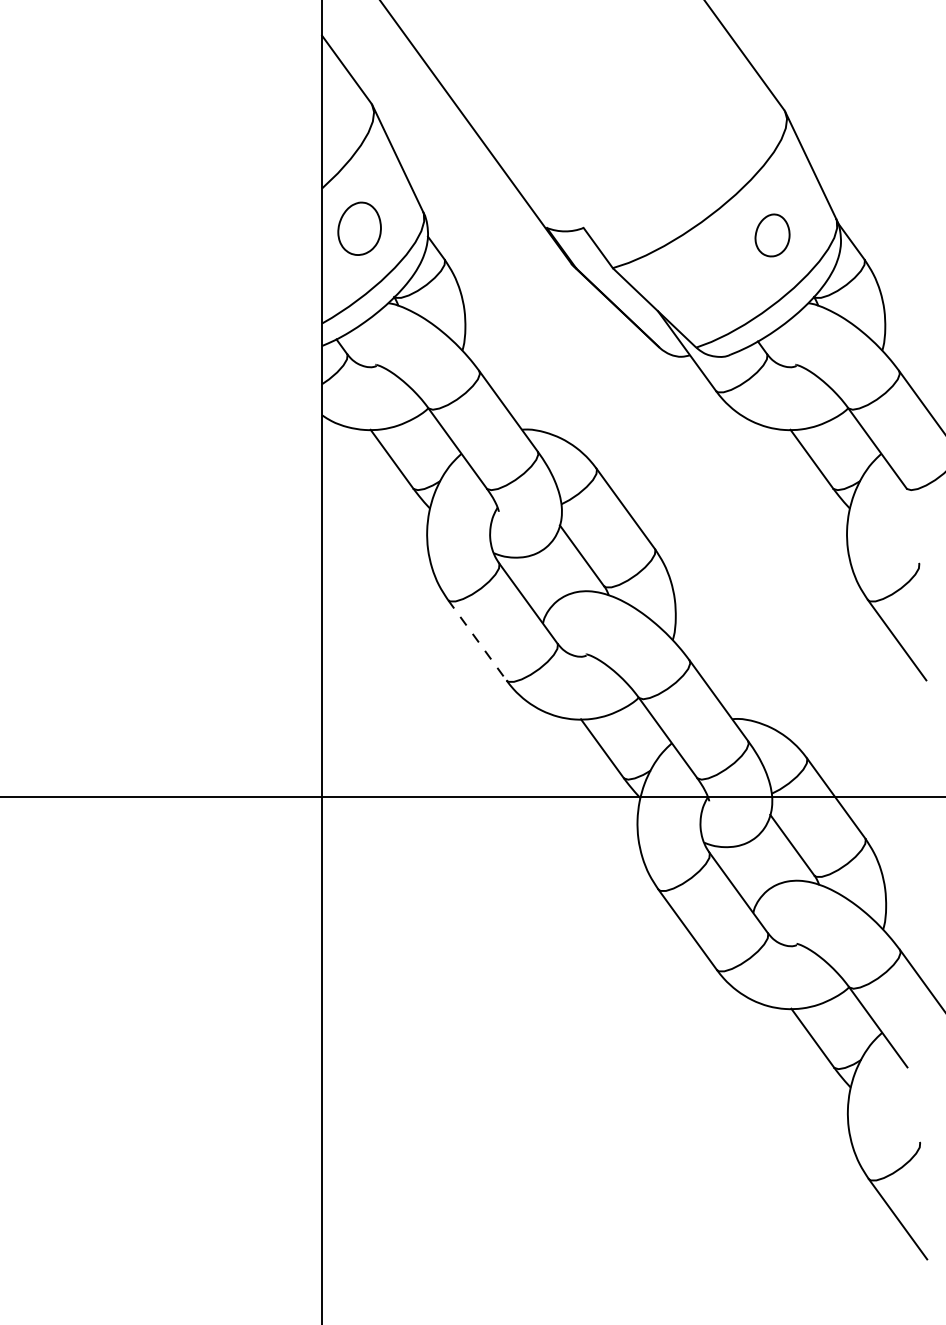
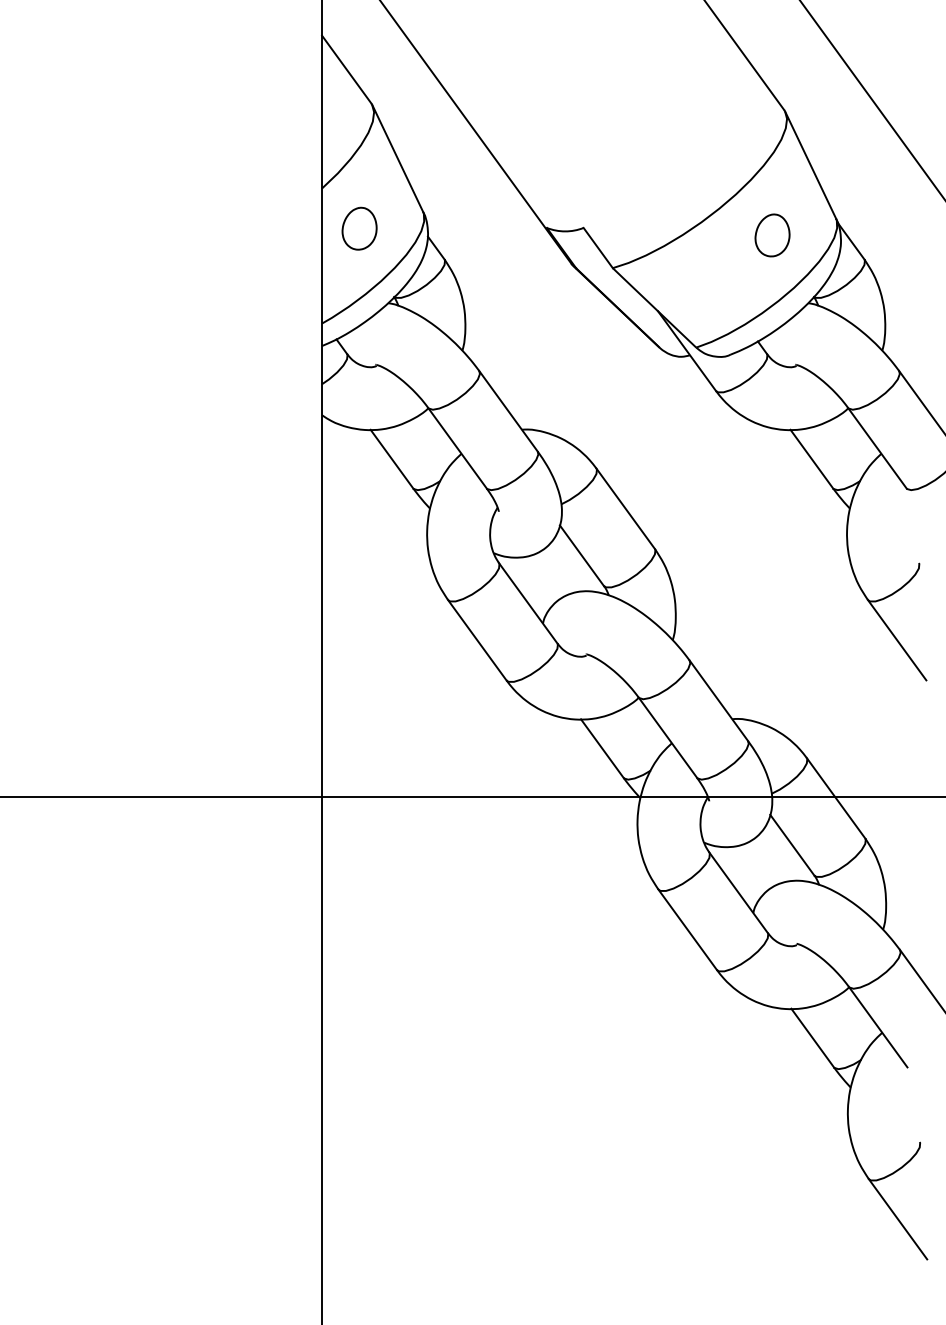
line: none -> present (871, 99)
part size: 45x55 px -> 37x45 px (359, 228)
line: dashed -> solid (477, 640)
